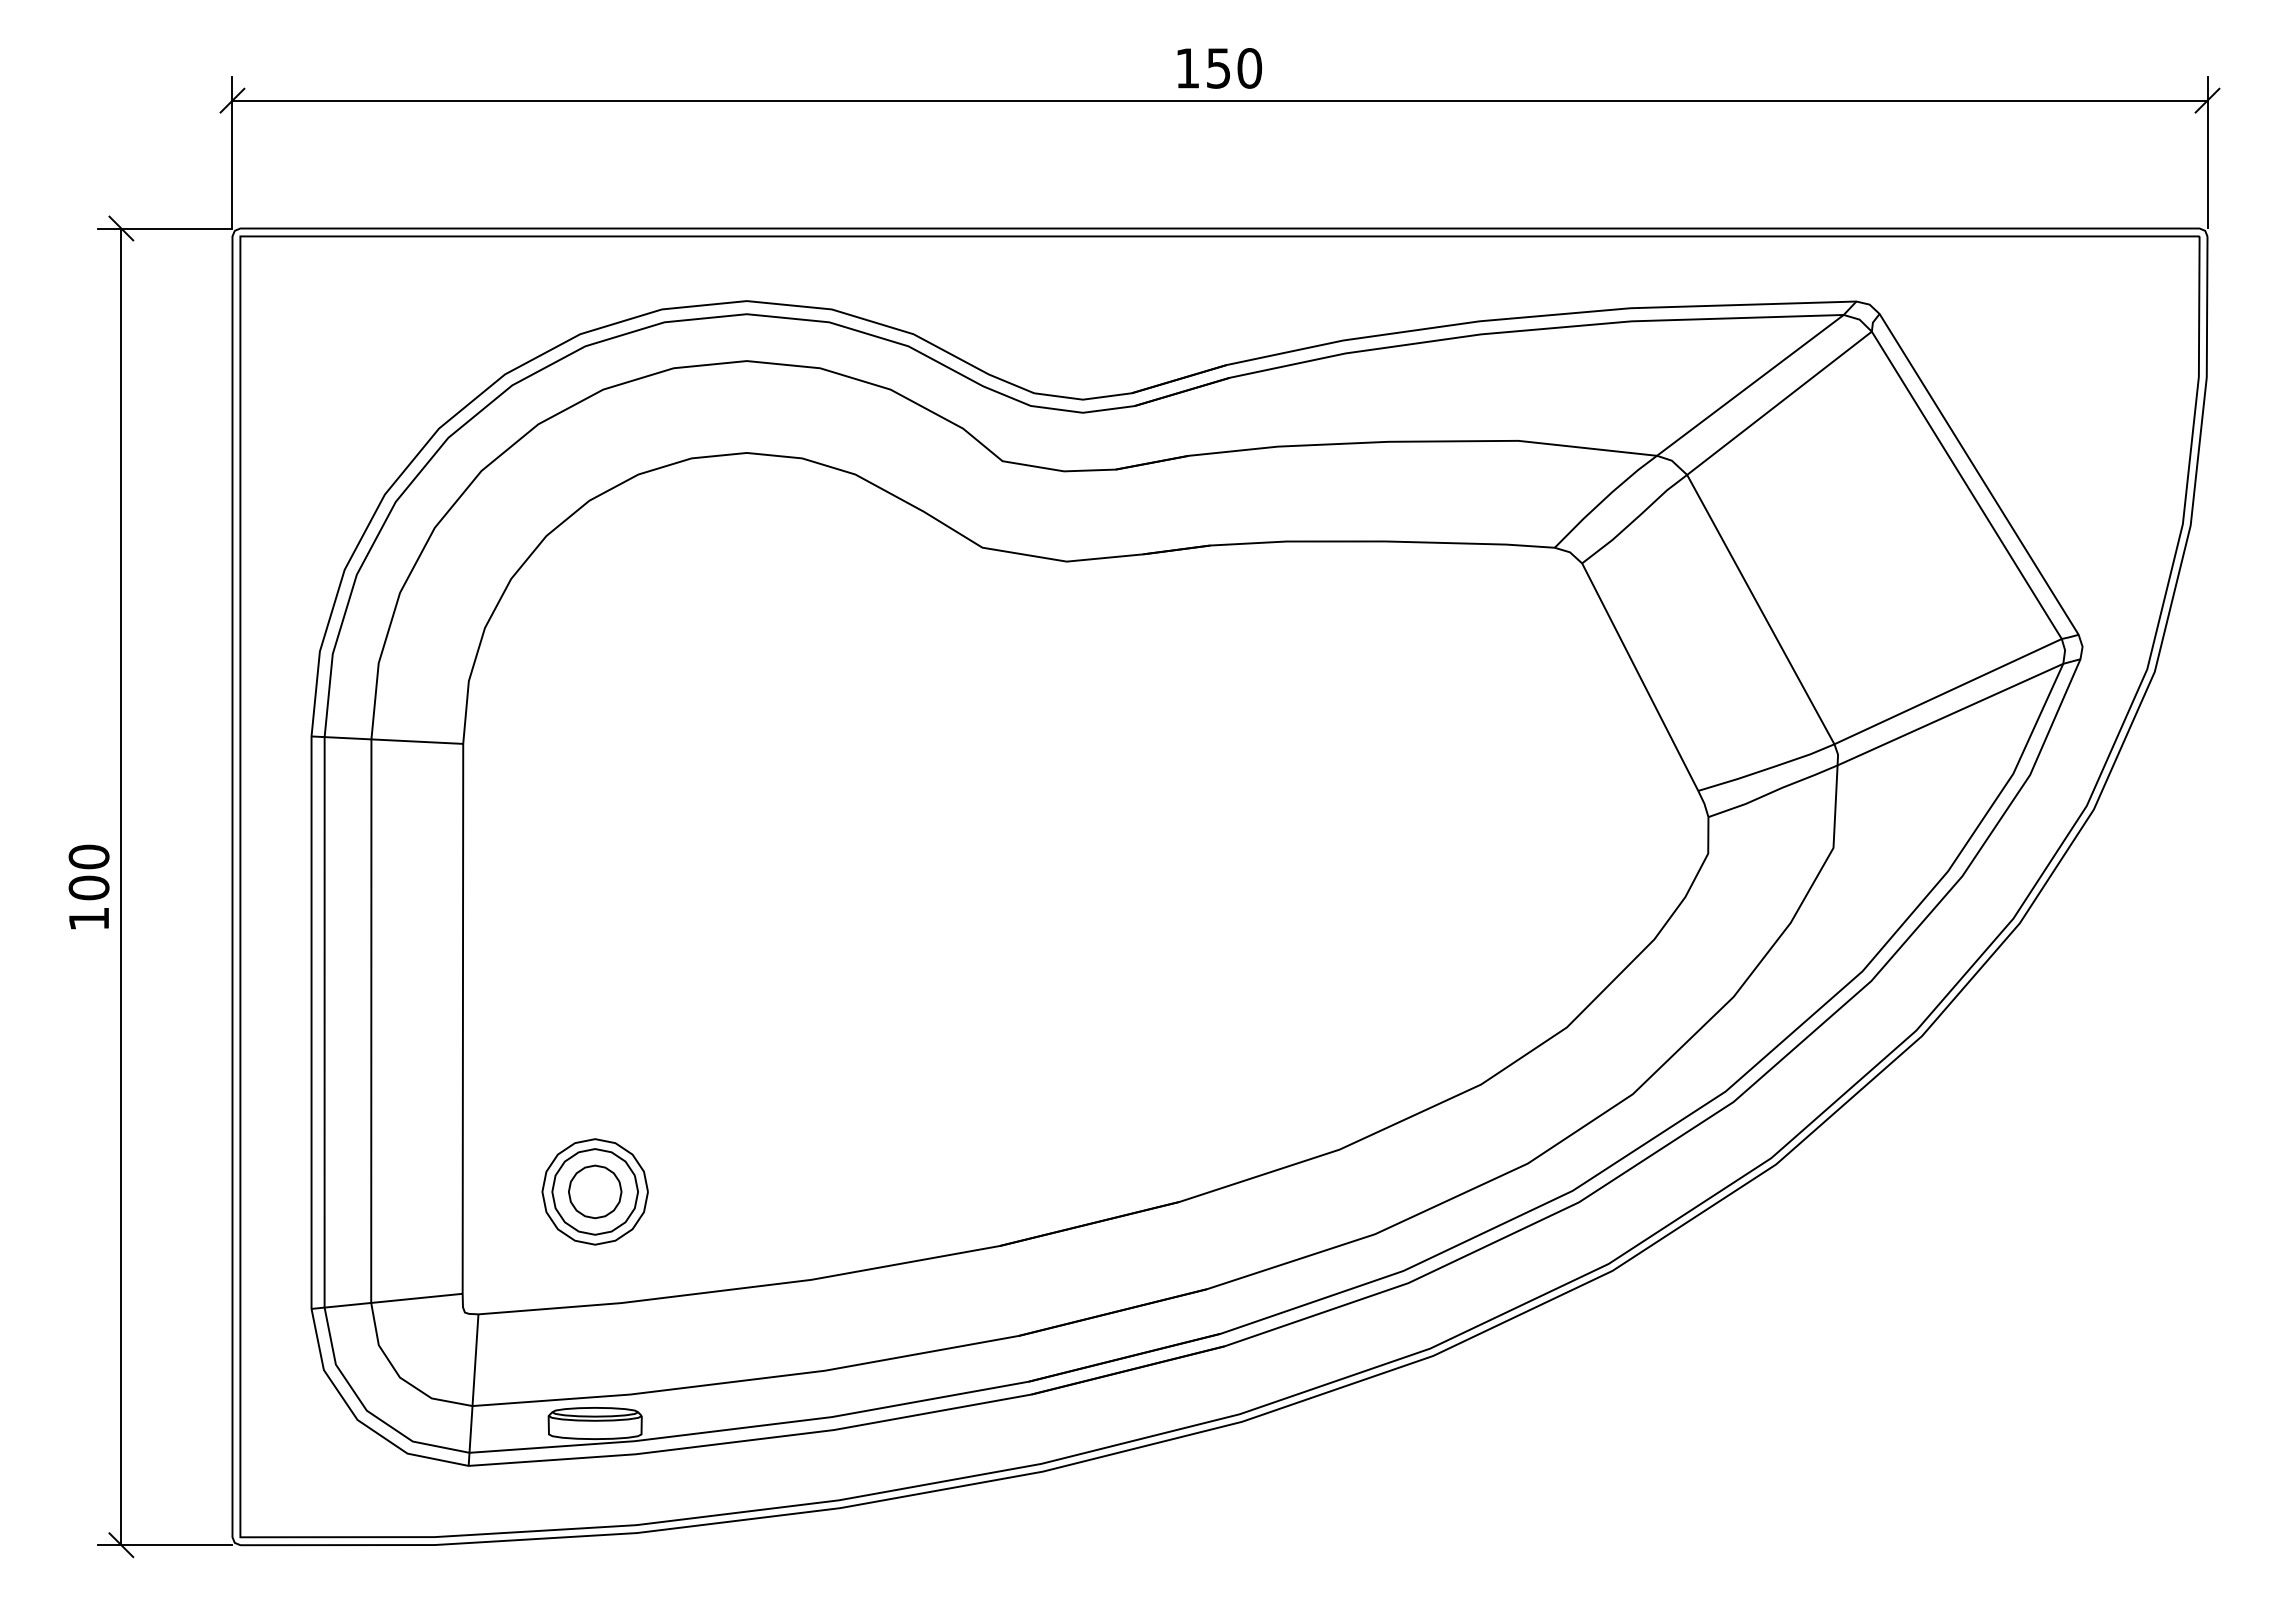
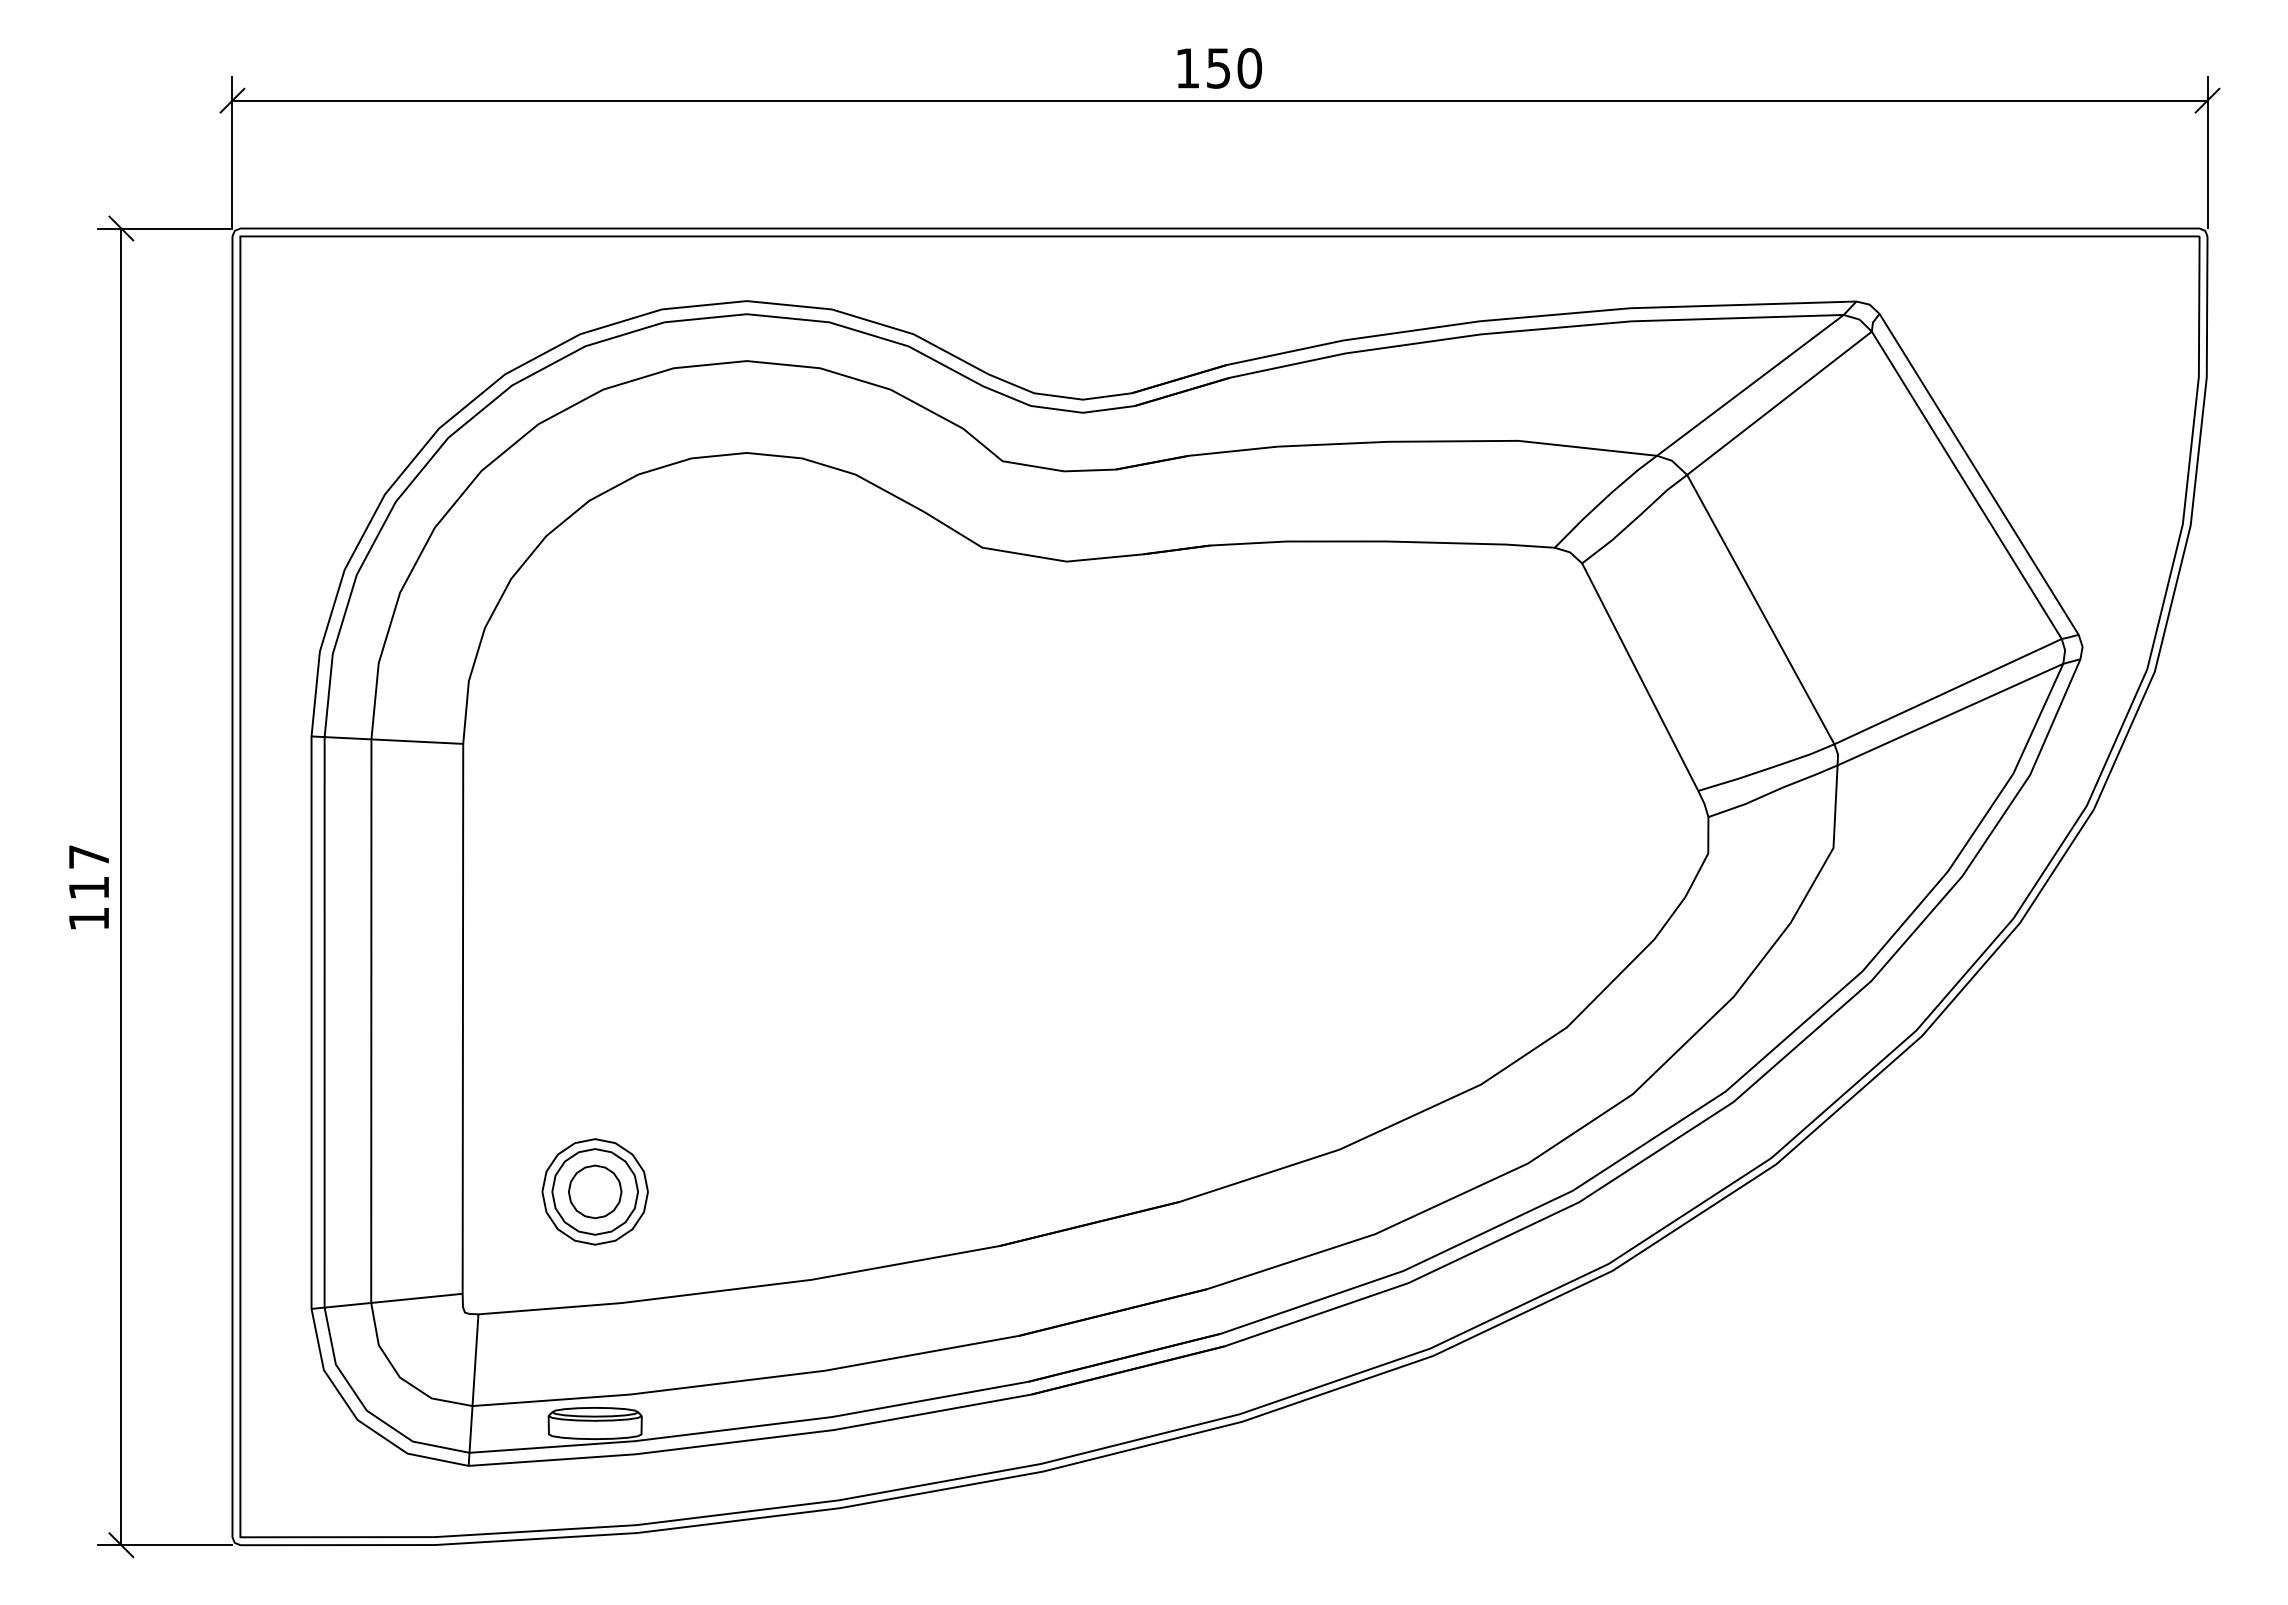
text: 100 -> 117 (88, 872)
